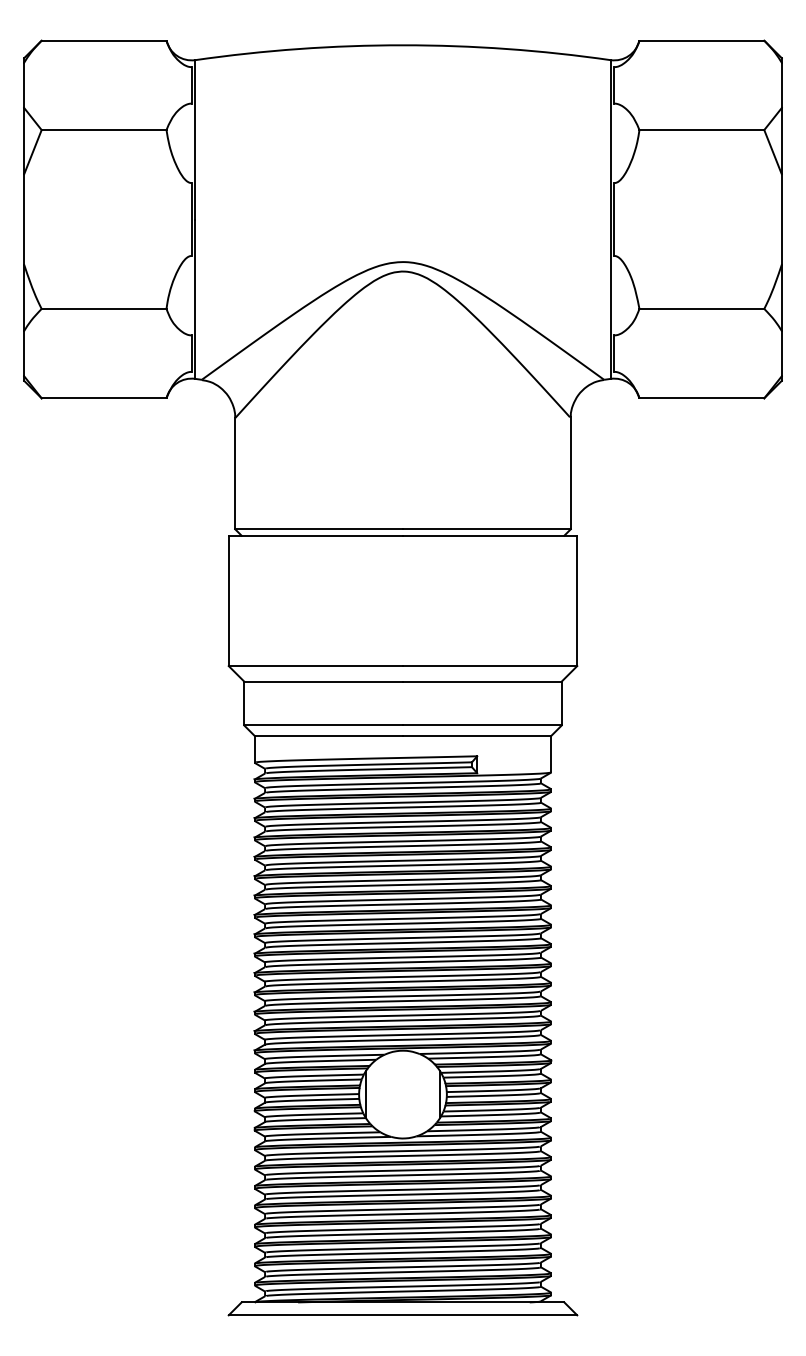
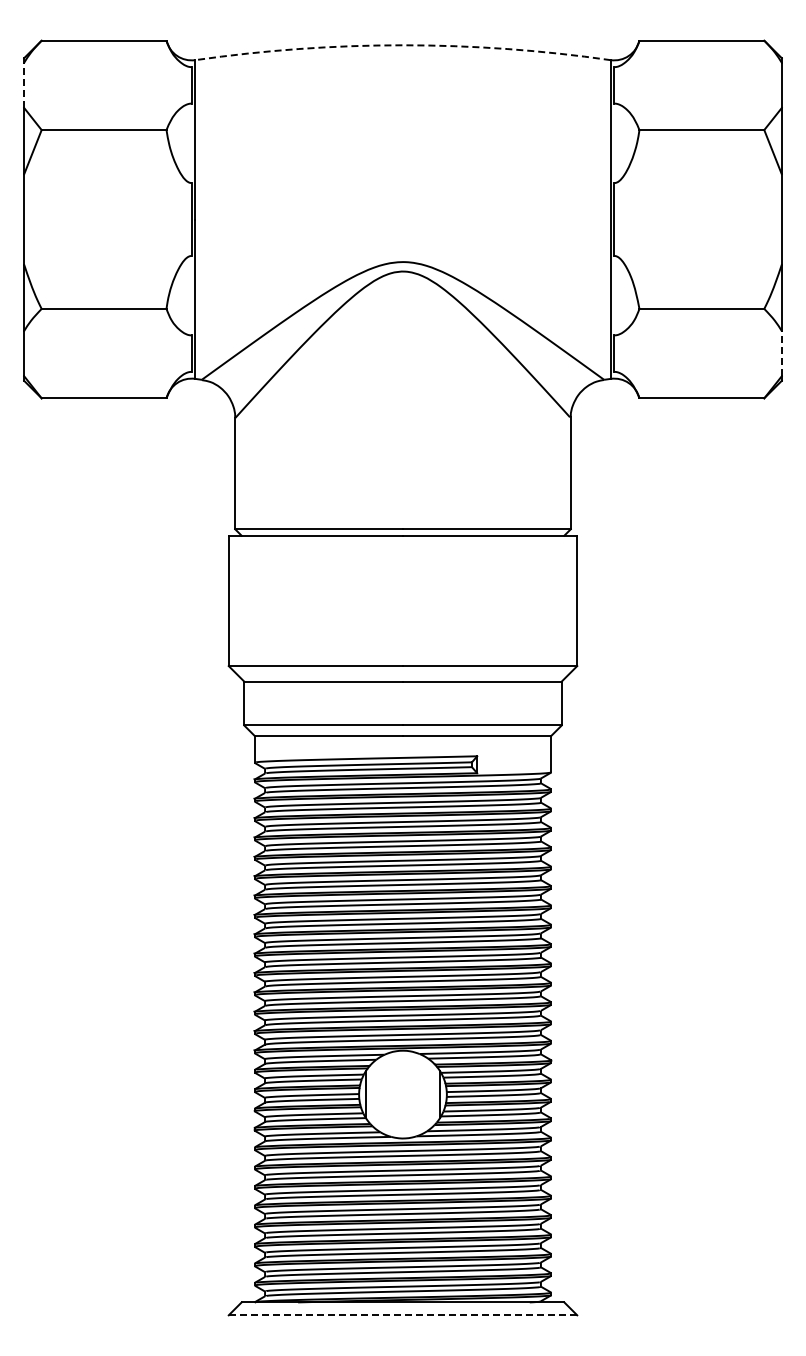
arc: solid -> dashed (403, 45)
line: solid -> dashed (24, 85)
line: solid -> dashed (781, 353)
line: solid -> dashed (402, 1315)
